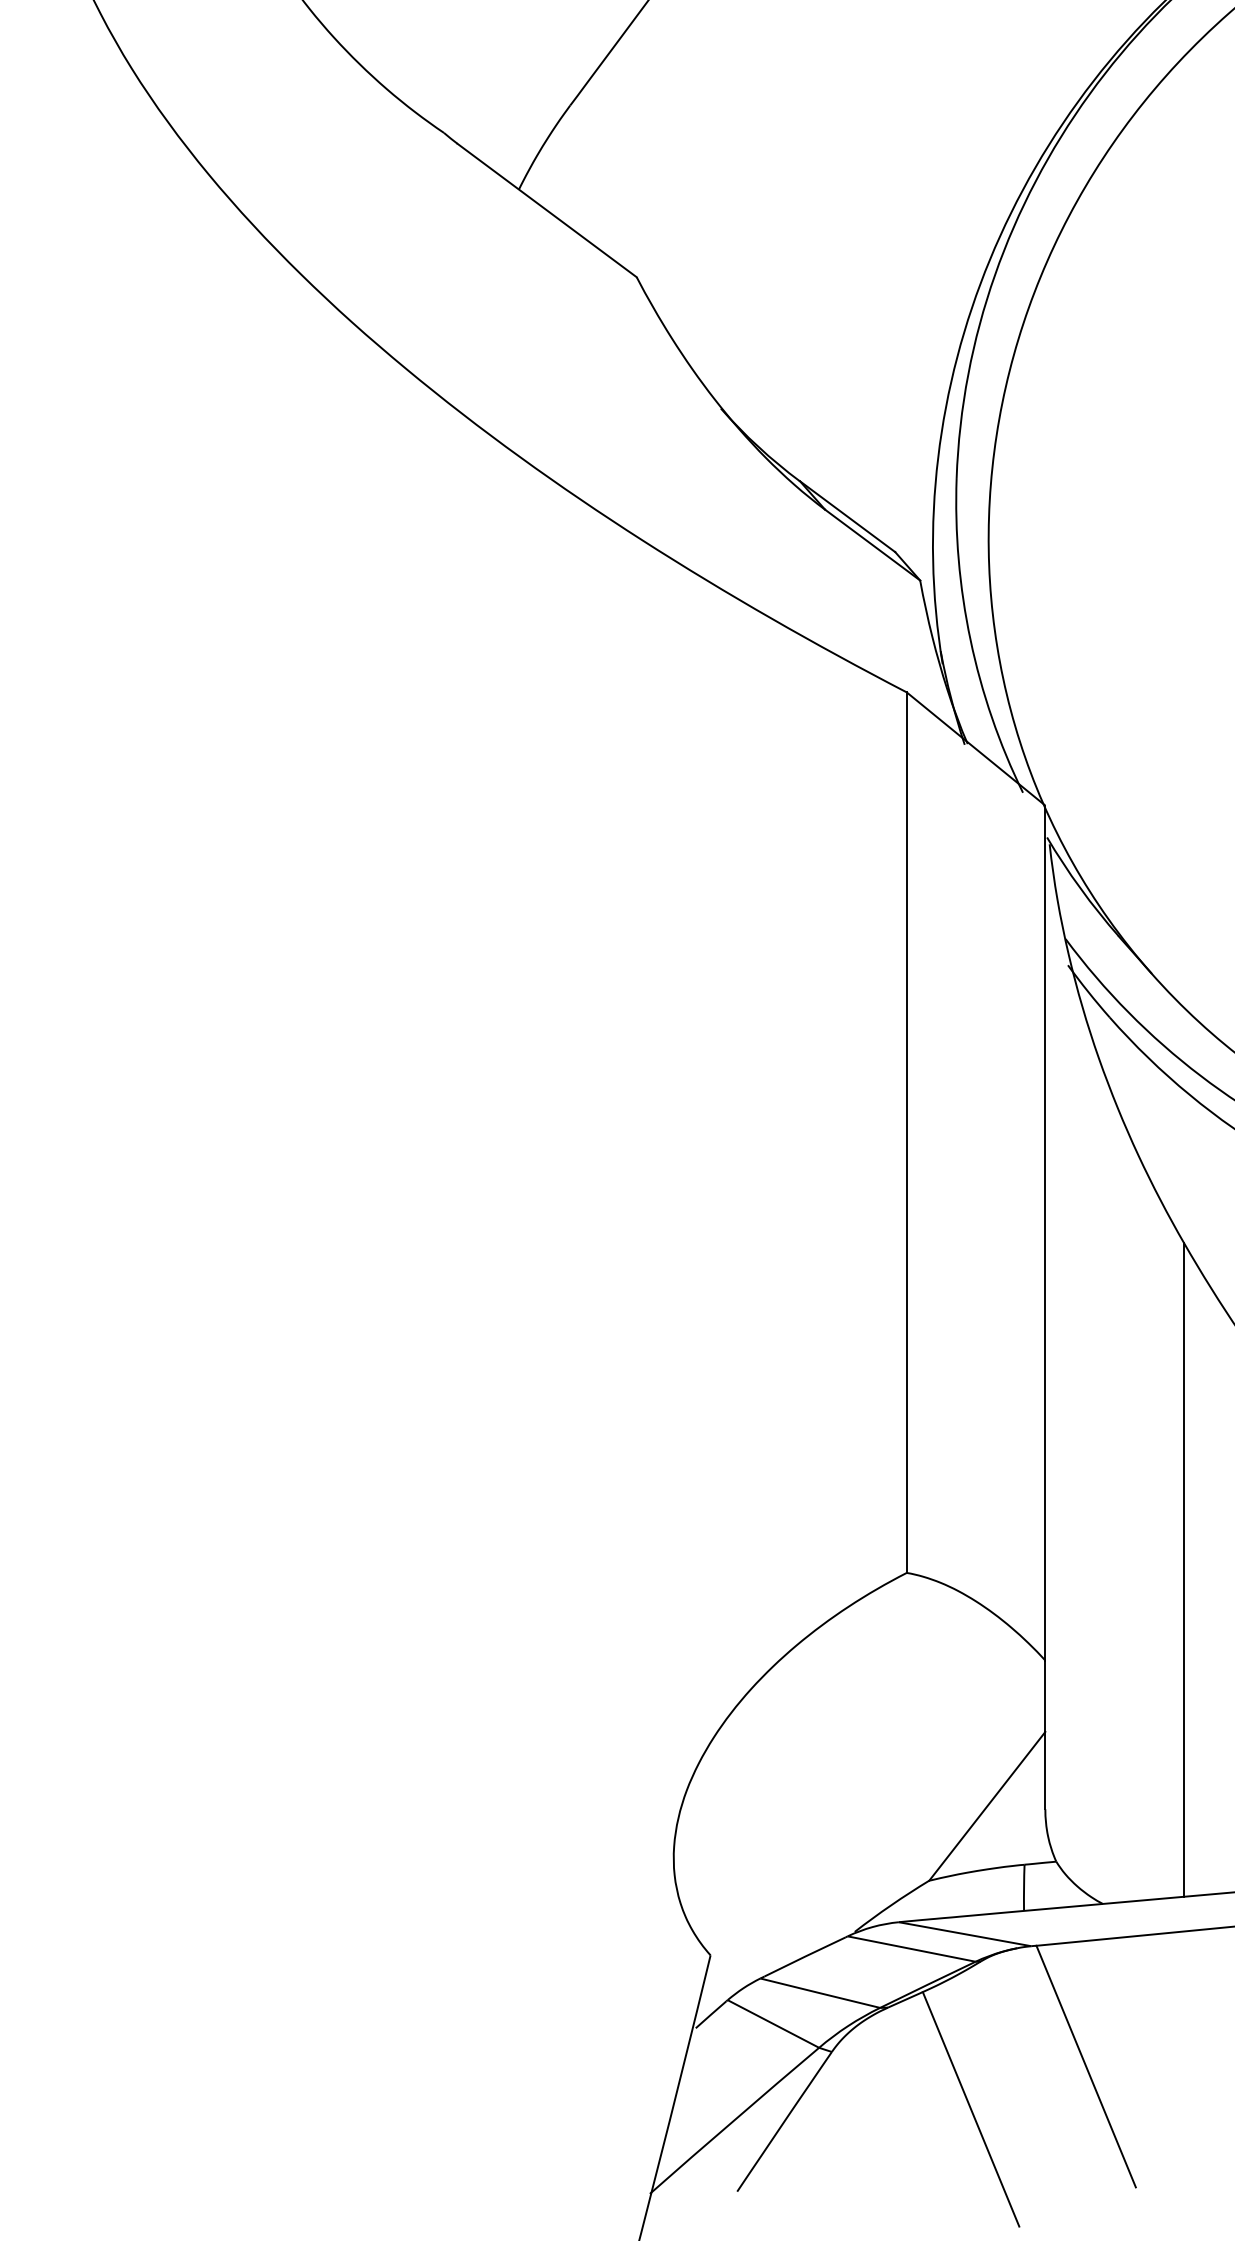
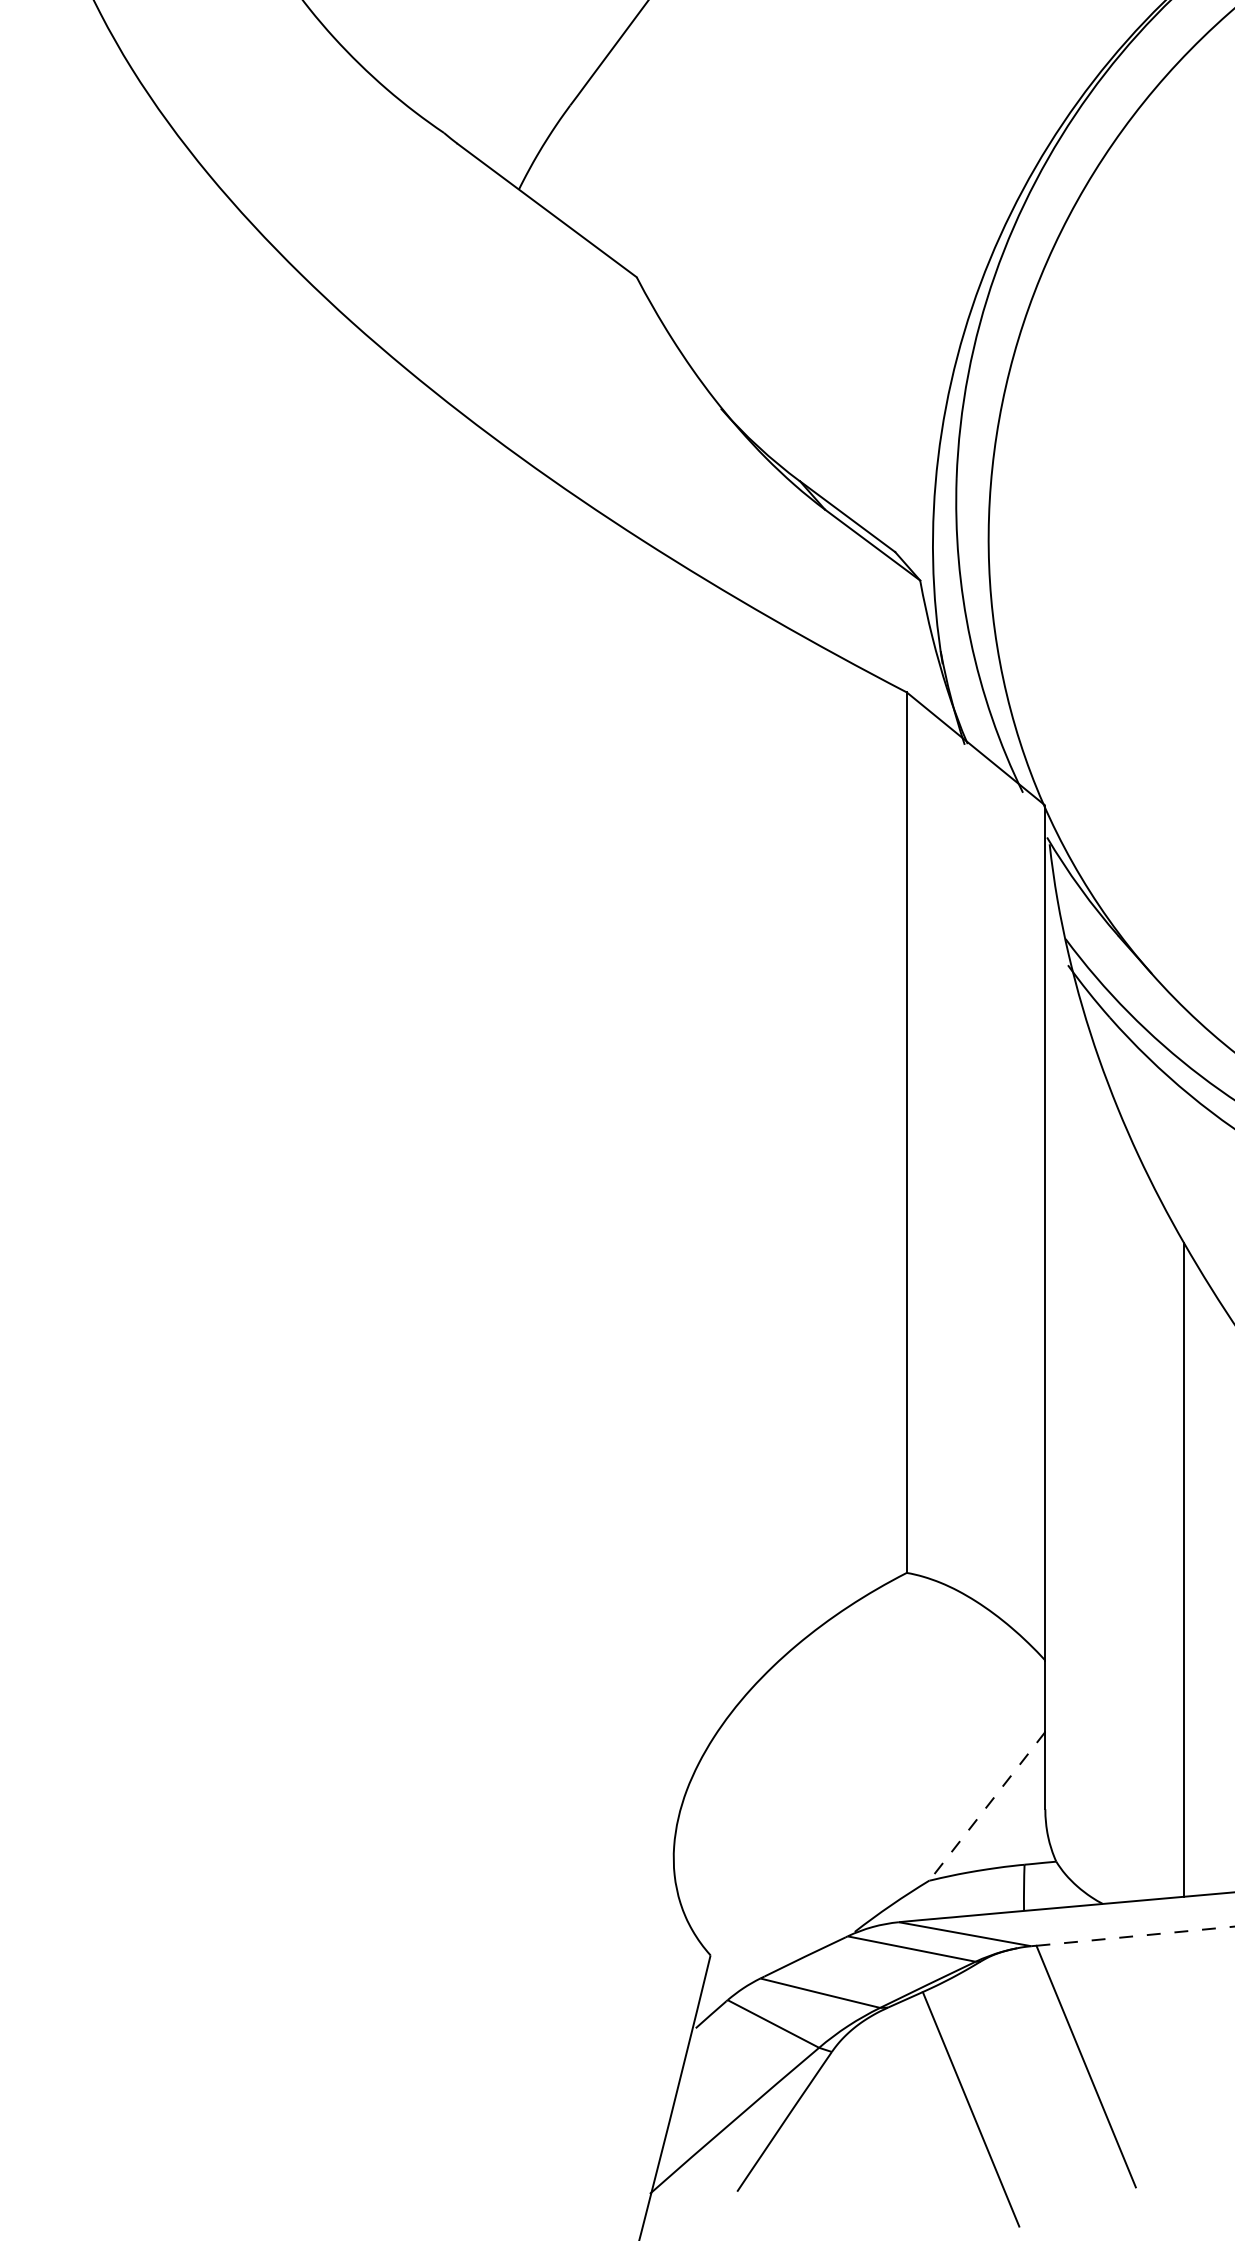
line: solid -> dashed (987, 1806)
line: solid -> dashed (1136, 1936)
